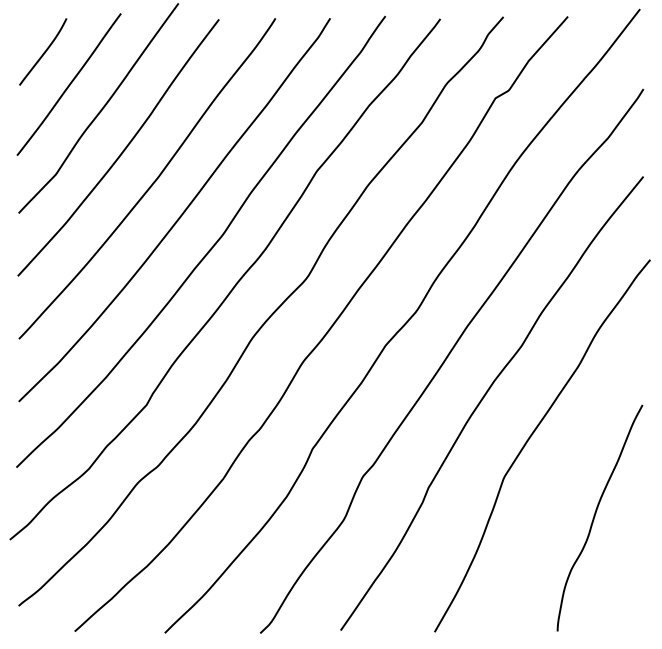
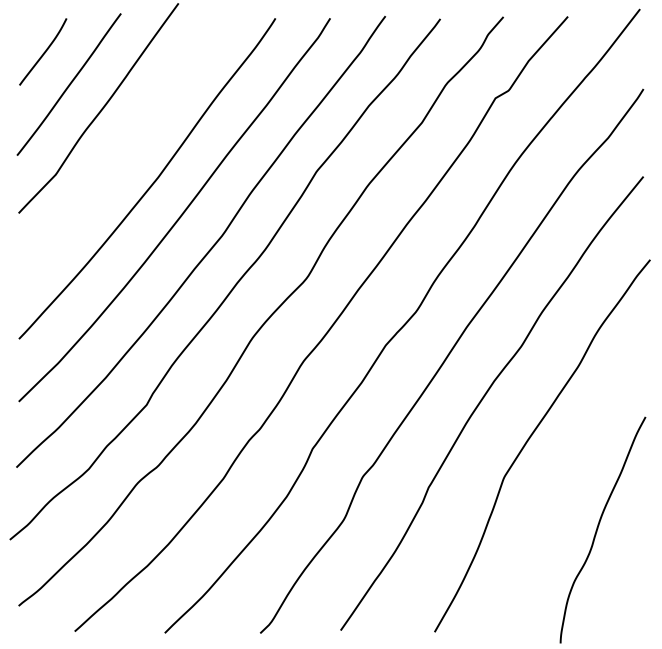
curve: present -> none (122, 150)
curve position: (595, 516) -> (598, 528) (598, 528)
